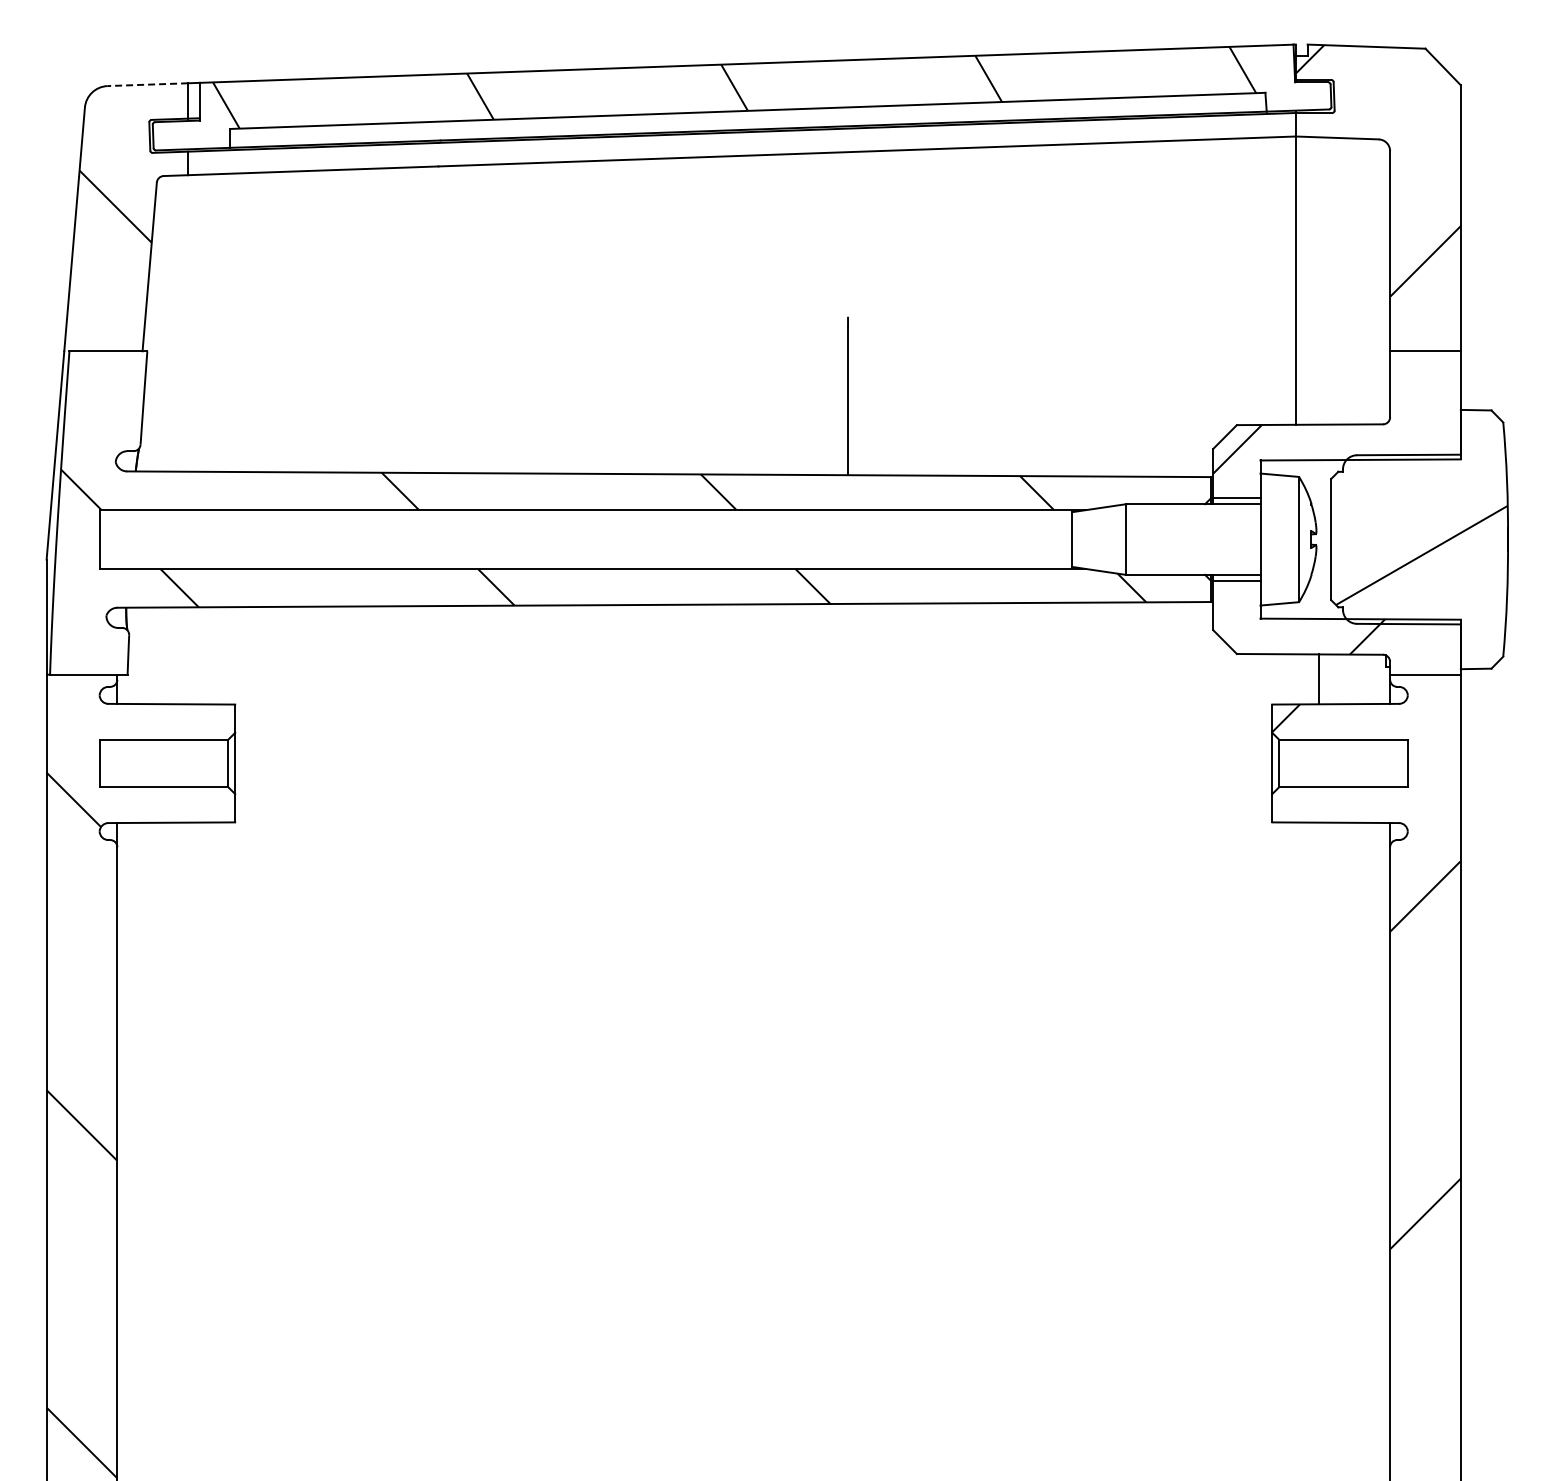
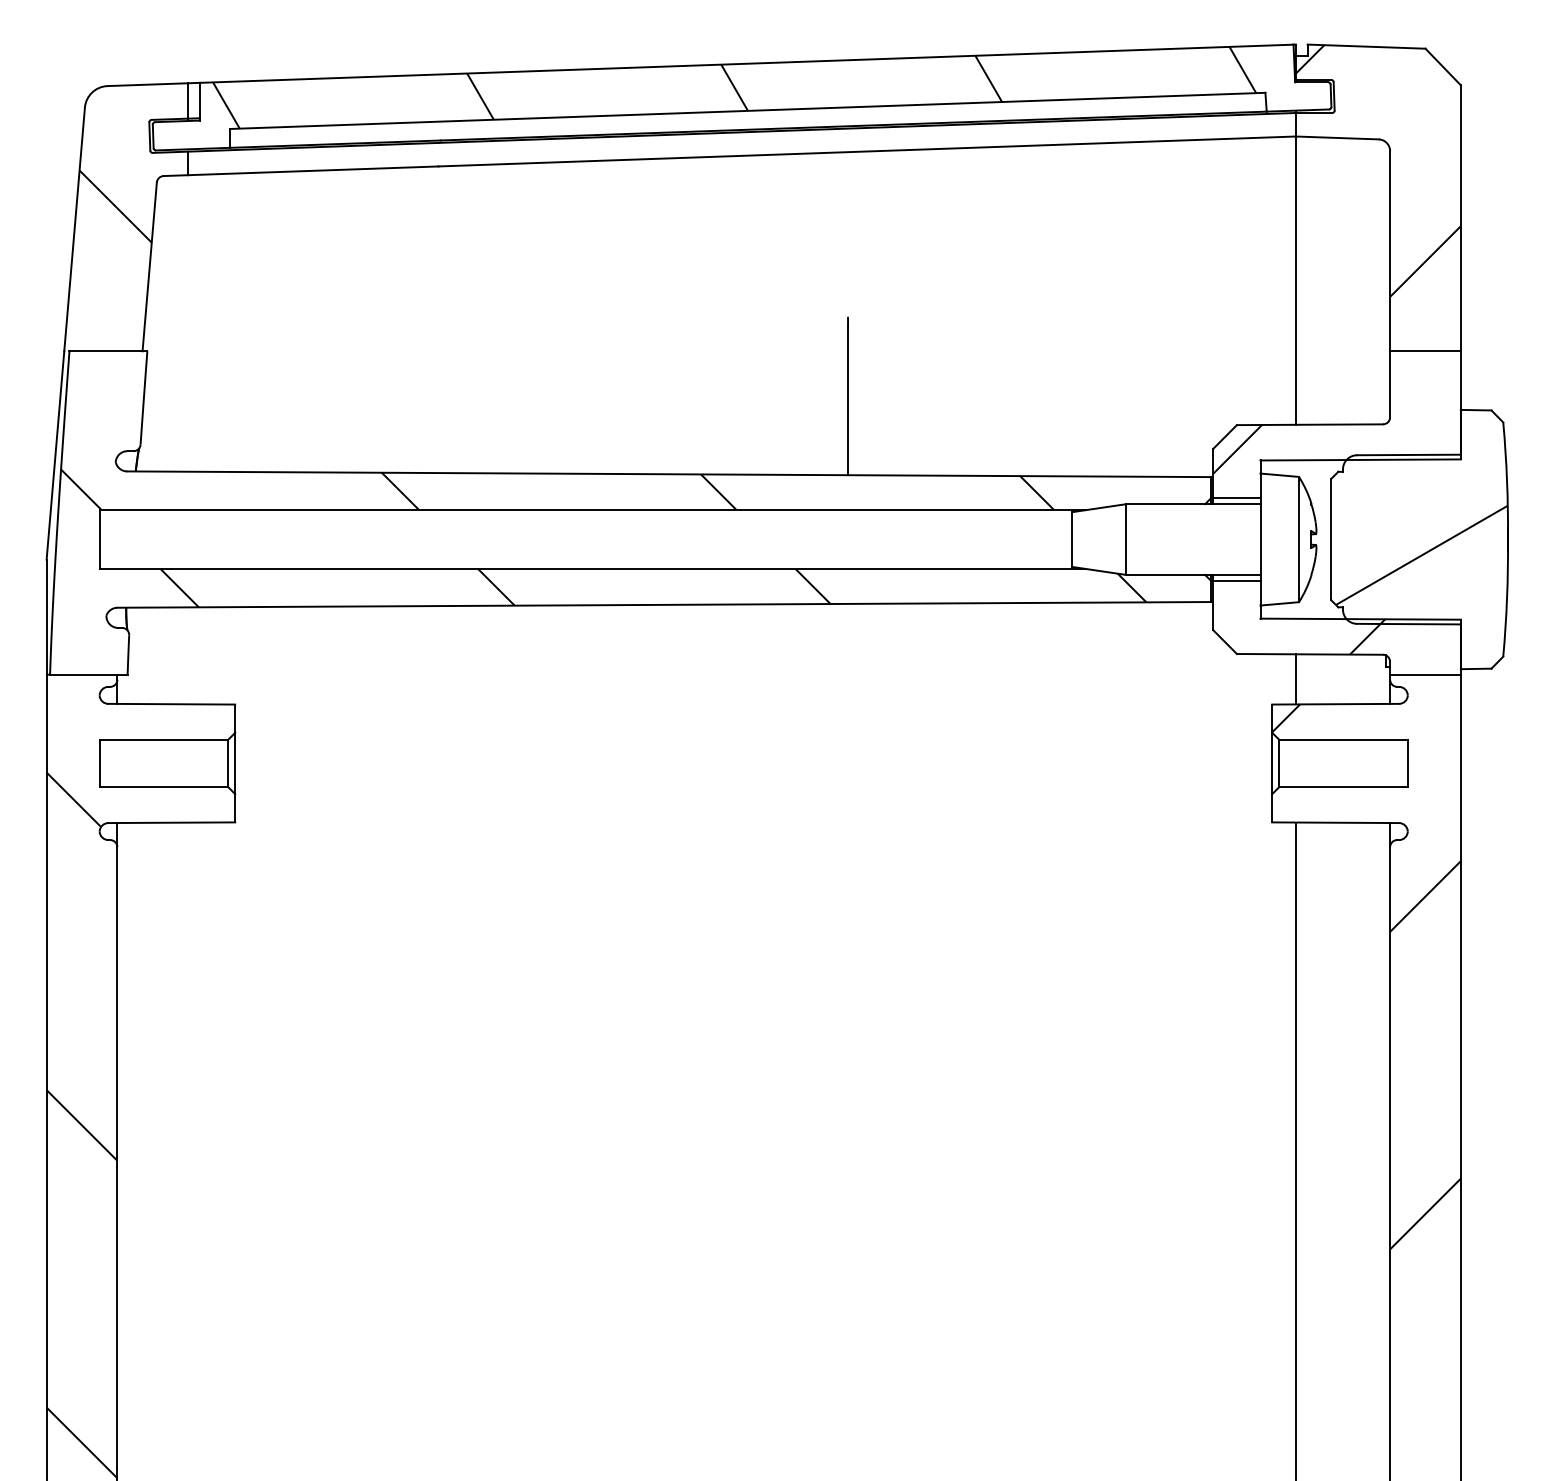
line: dashed -> solid (147, 84)
line position: (1318, 679) -> (1295, 679) (1295, 679)
line: none -> present (1295, 1149)
